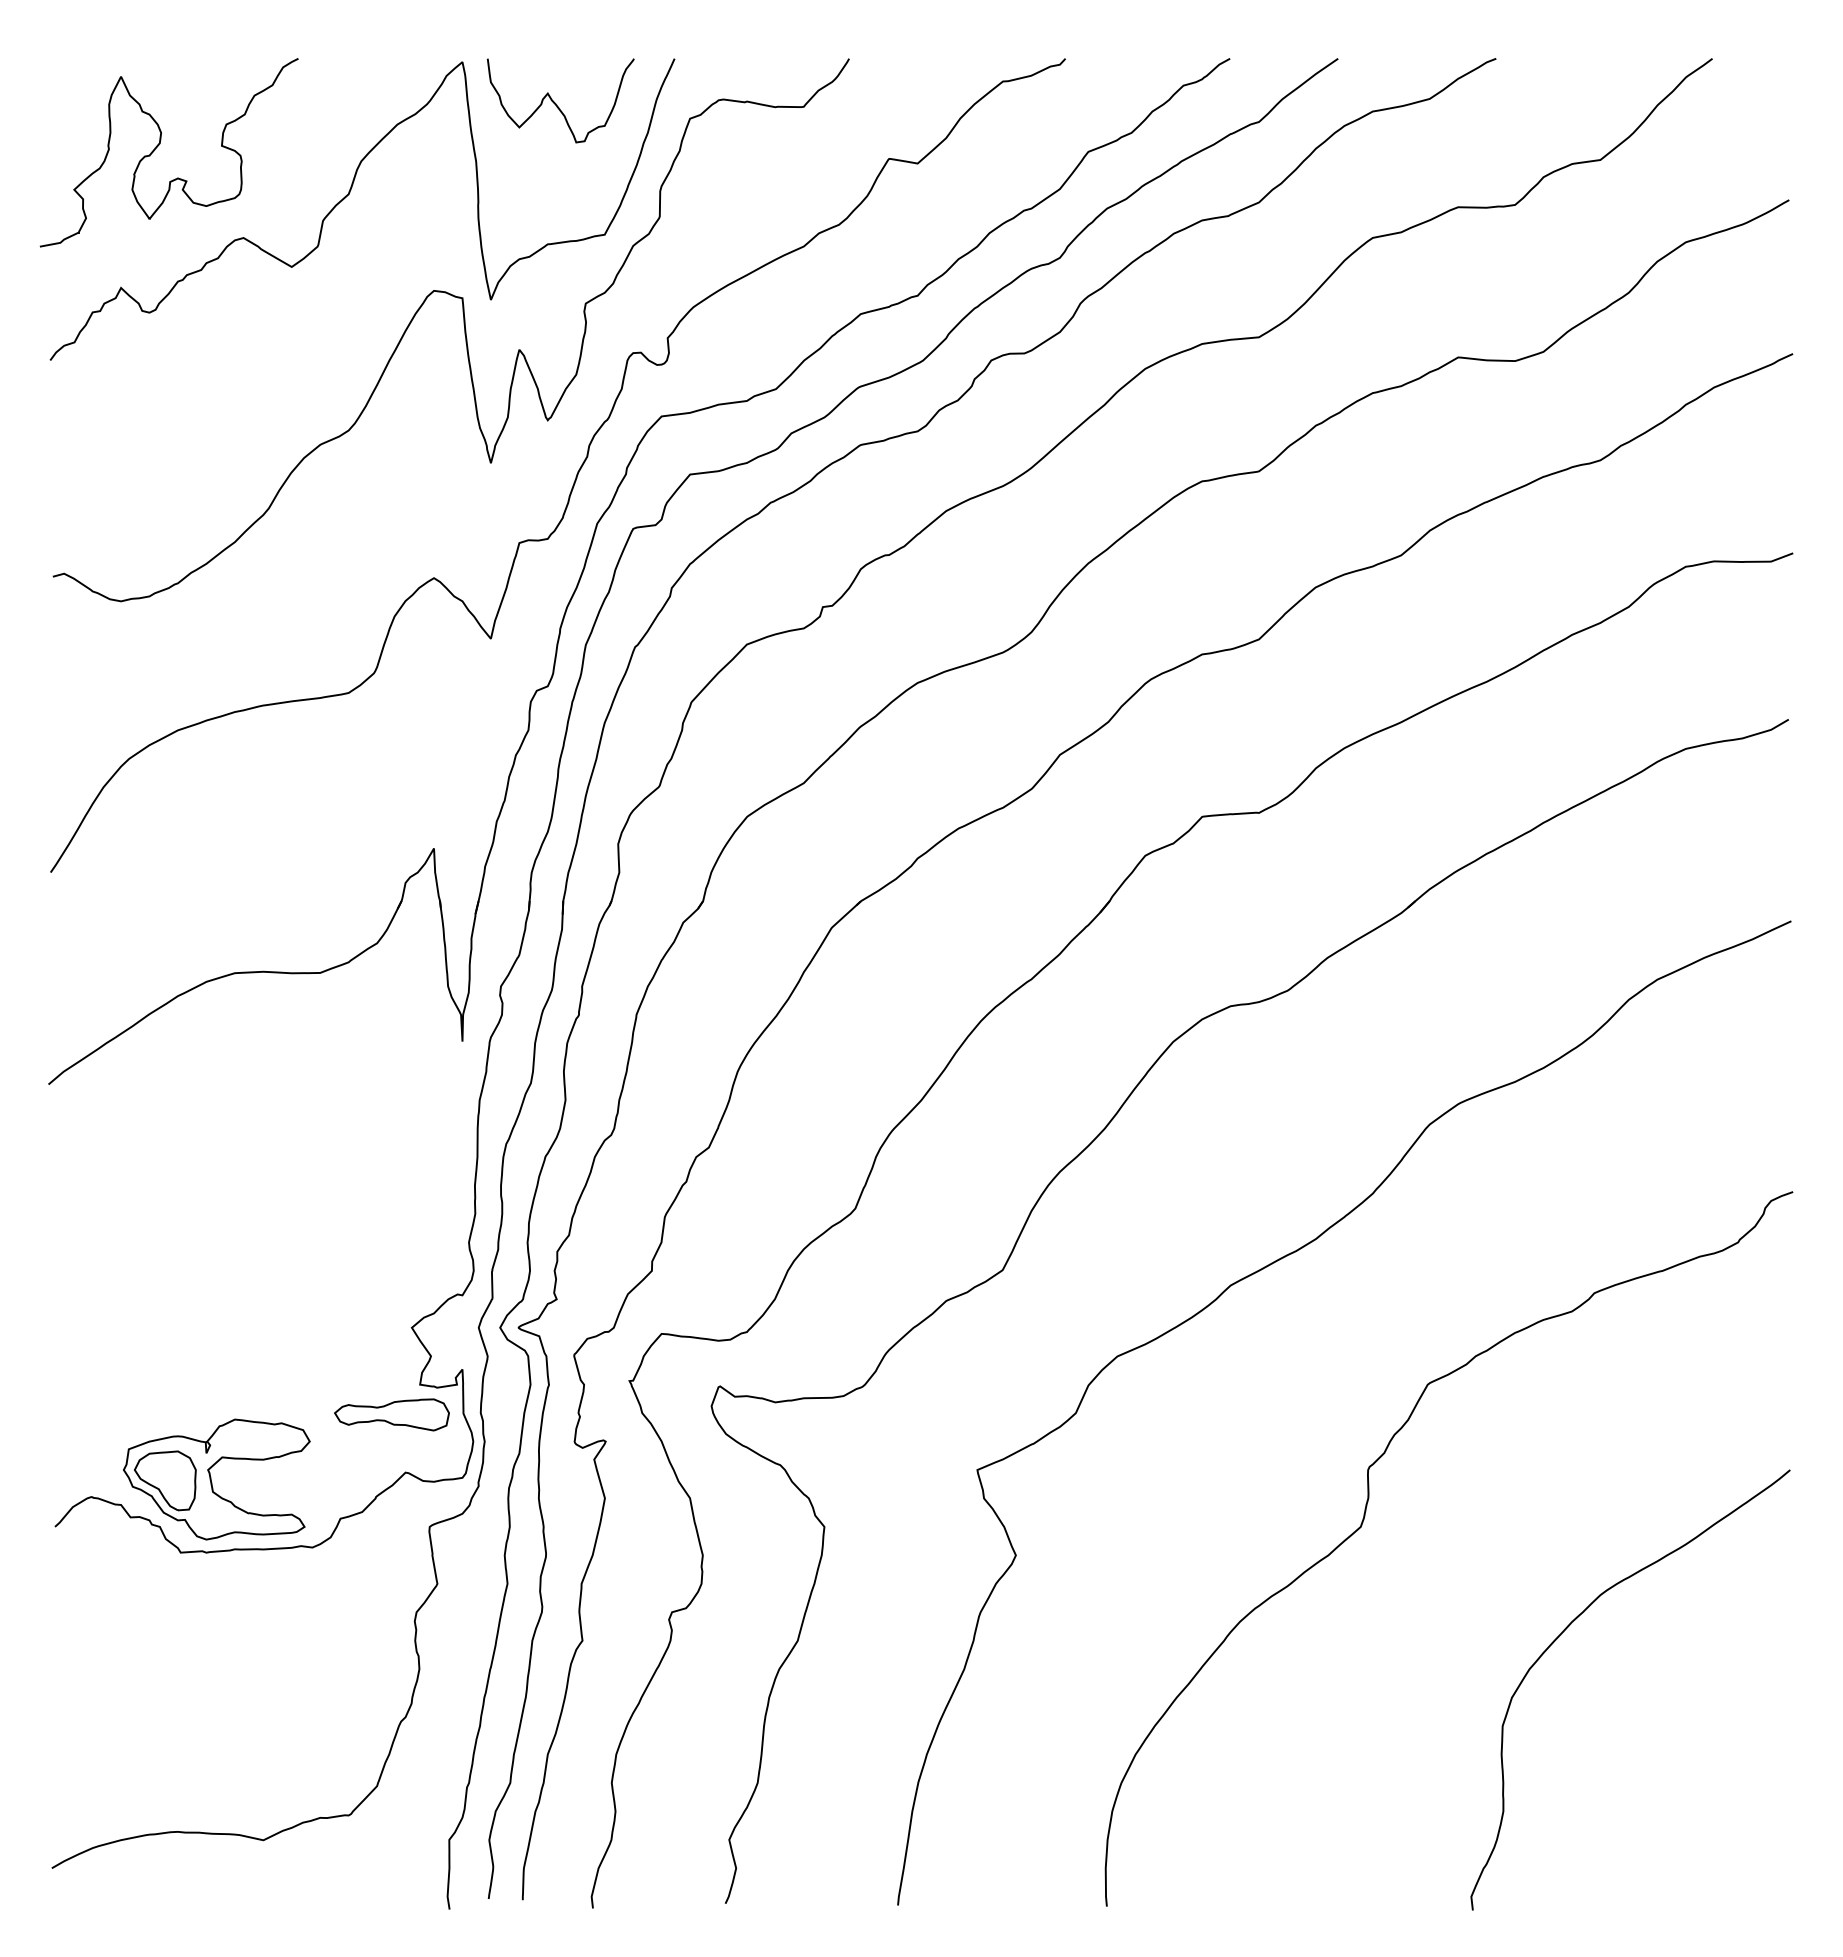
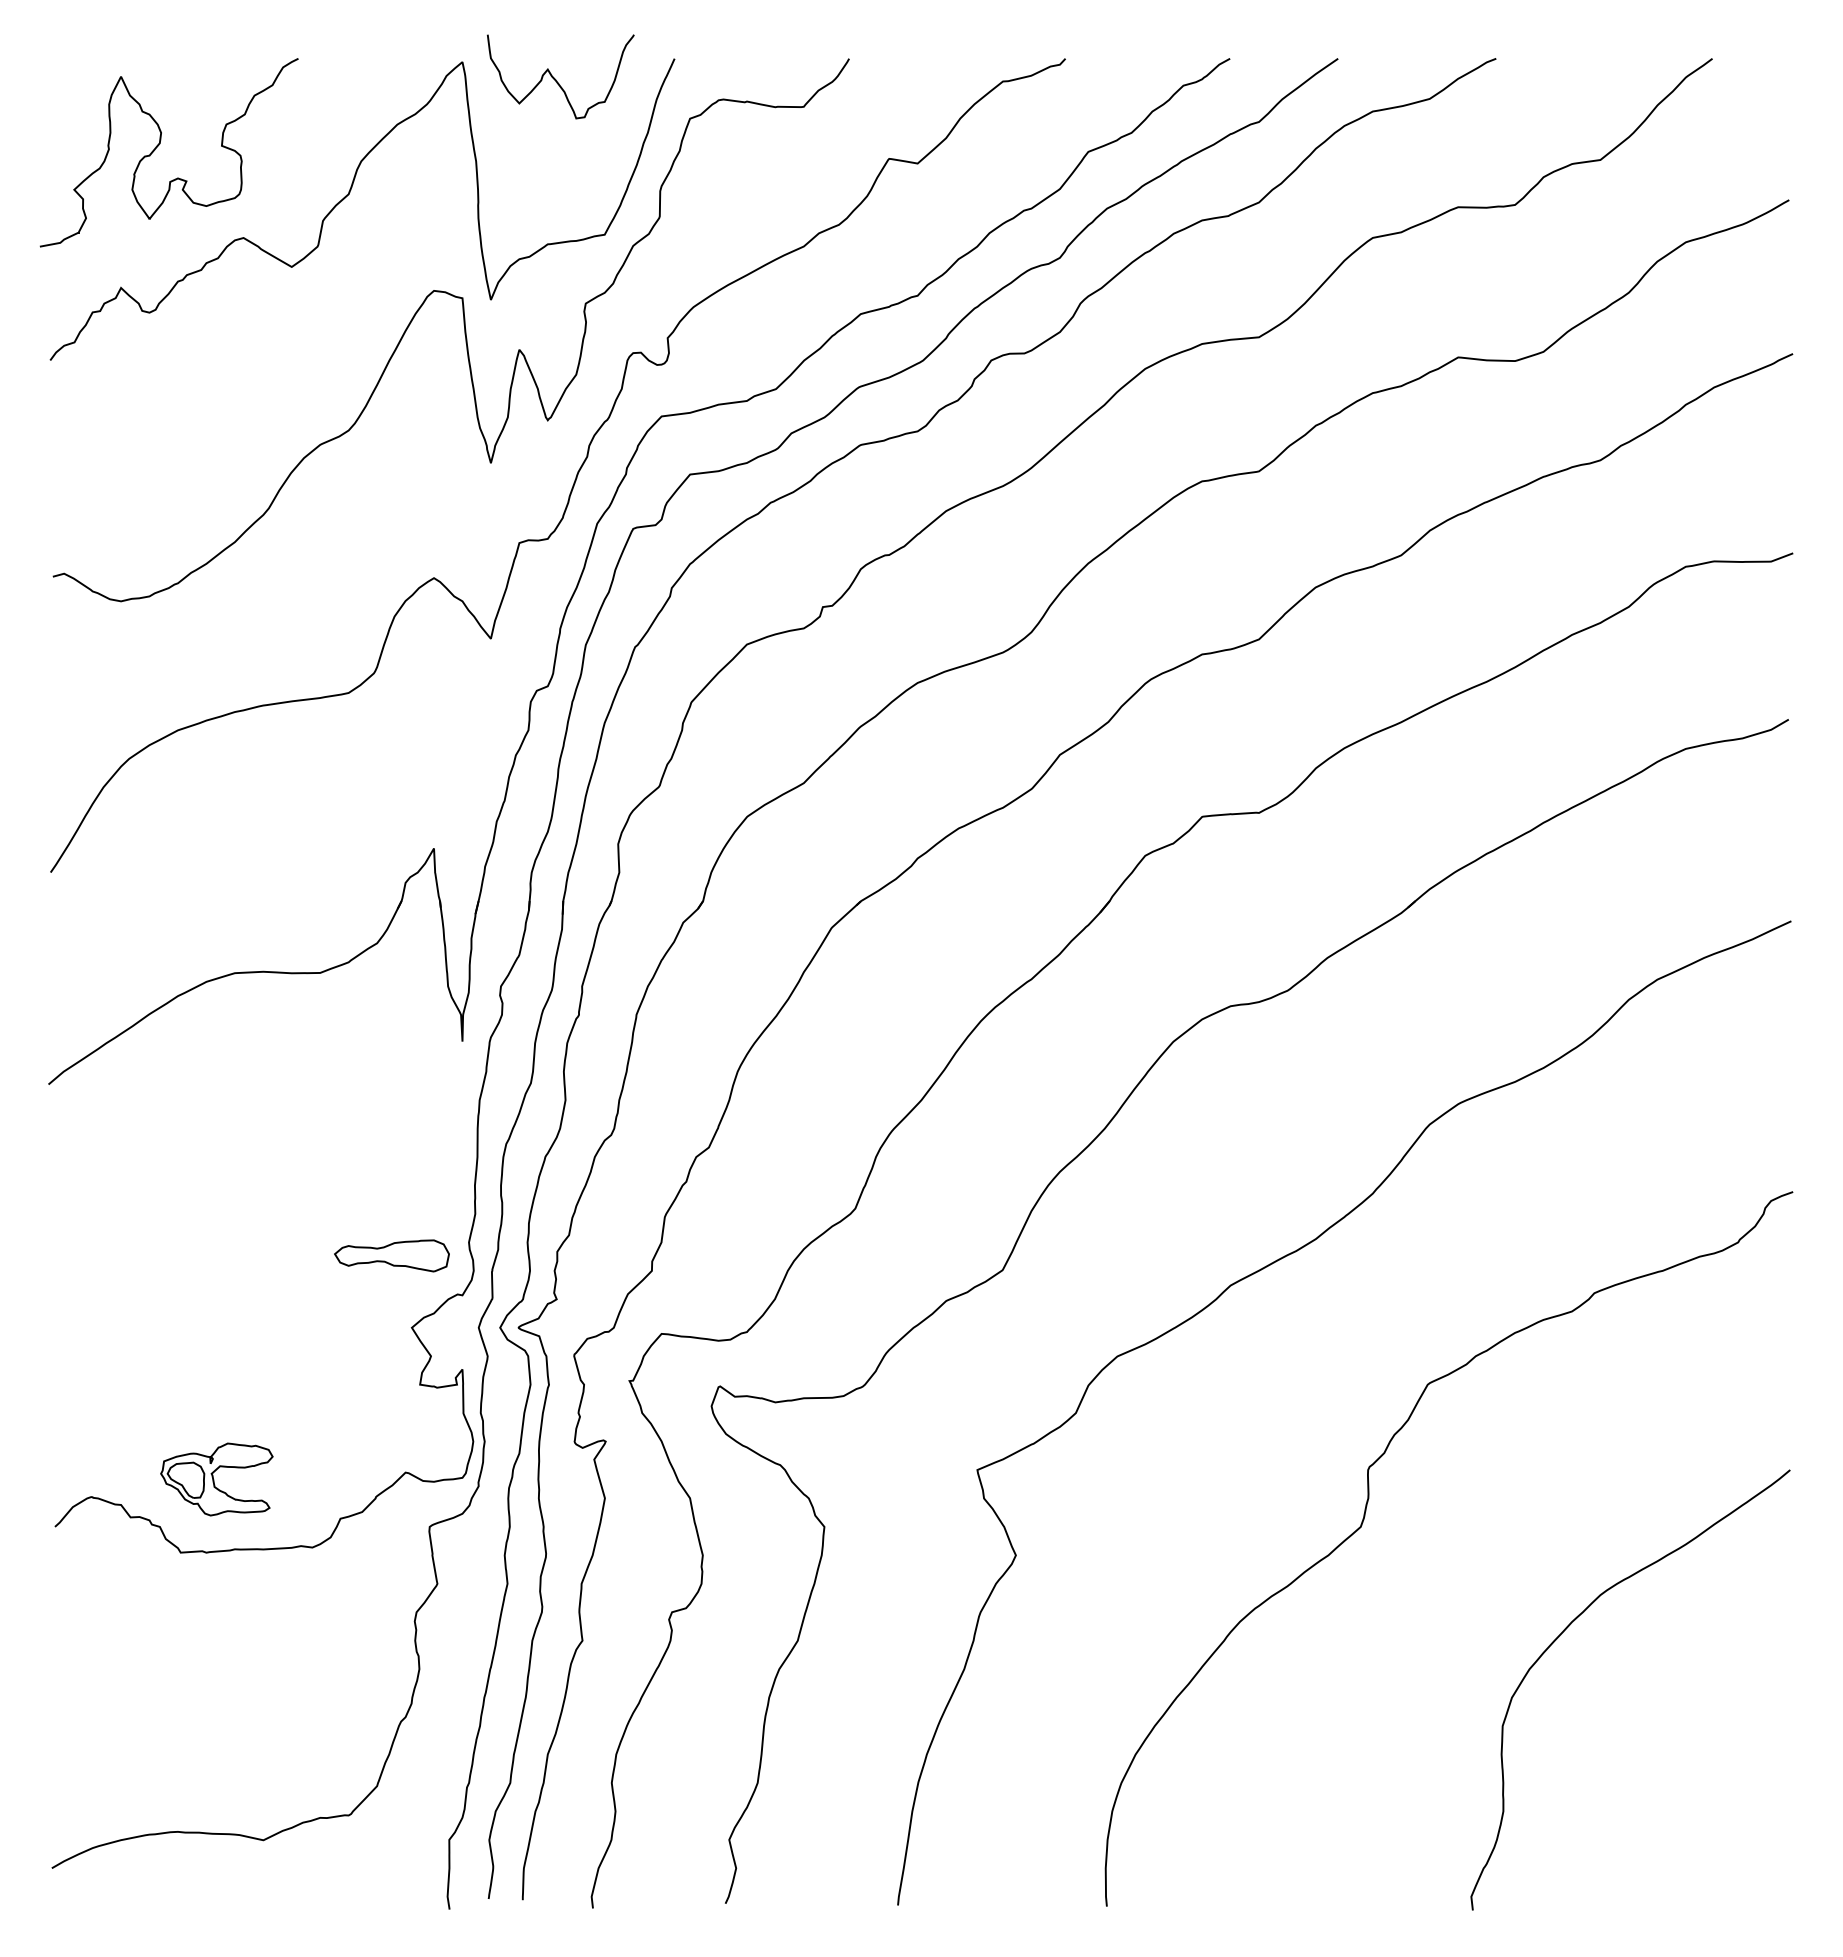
curve position: (556, 103) -> (556, 79) (556, 79)
part position: (391, 1414) -> (391, 1255) (391, 1255)
part size: 188x123 px -> 114x75 px (216, 1479)
